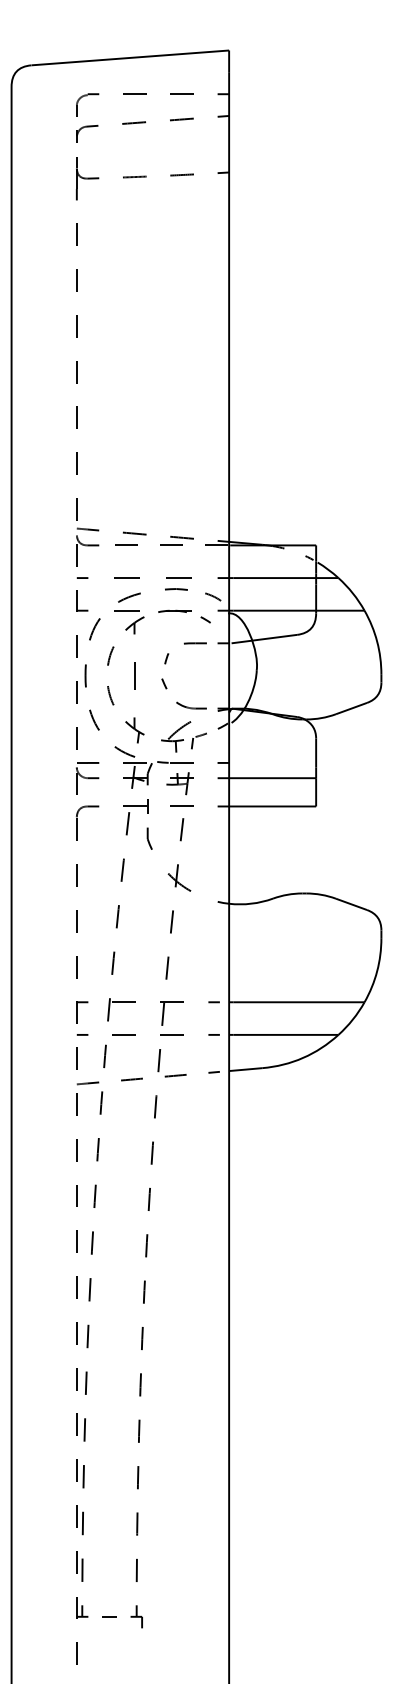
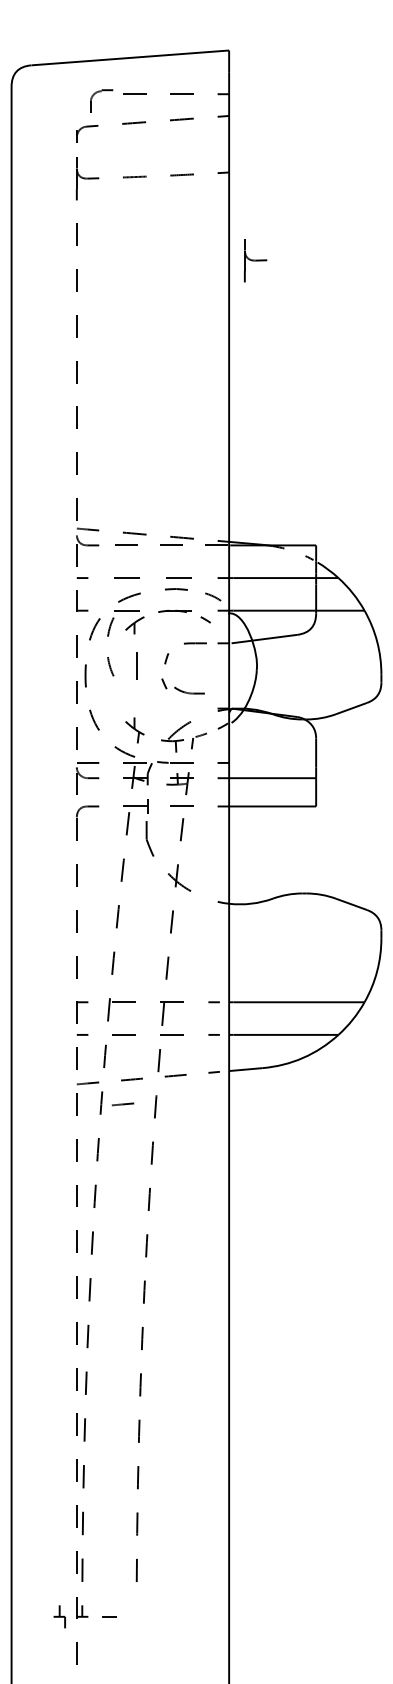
part position: (87, 96) -> (101, 92) (101, 92)
part: none -> present (255, 260)
part position: (108, 665) -> (108, 636) (108, 636)
line position: (134, 675) -> (136, 665) (136, 665)
part position: (191, 705) -> (189, 690) (189, 690)
part size: 7x23 px -> 10x36 px (149, 838)
line: none -> present (122, 1104)
part position: (136, 1616) -> (59, 1616) (59, 1616)
